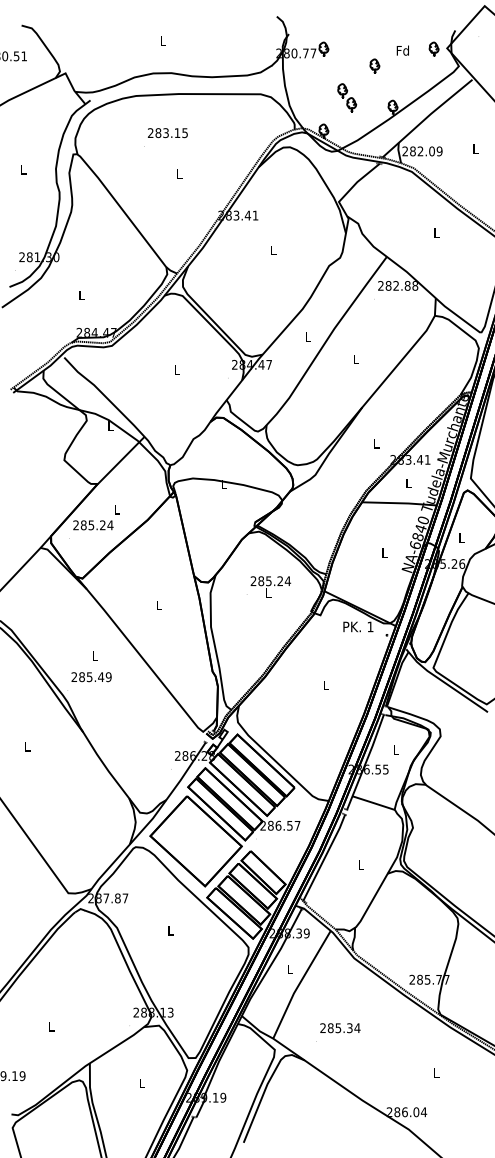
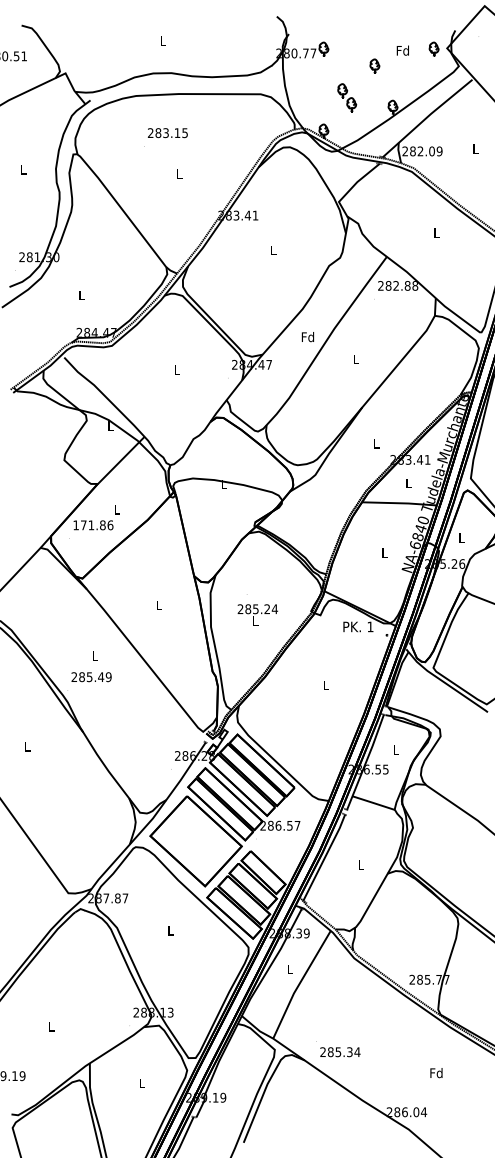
text: L -> Fd (307, 337)
text: 285.24 -> 171.86 (93, 525)
text position: (270, 586) -> (257, 614) (257, 614)
text position: (340, 1028) -> (340, 1052) (340, 1052)
text: L -> Fd (436, 1073)
